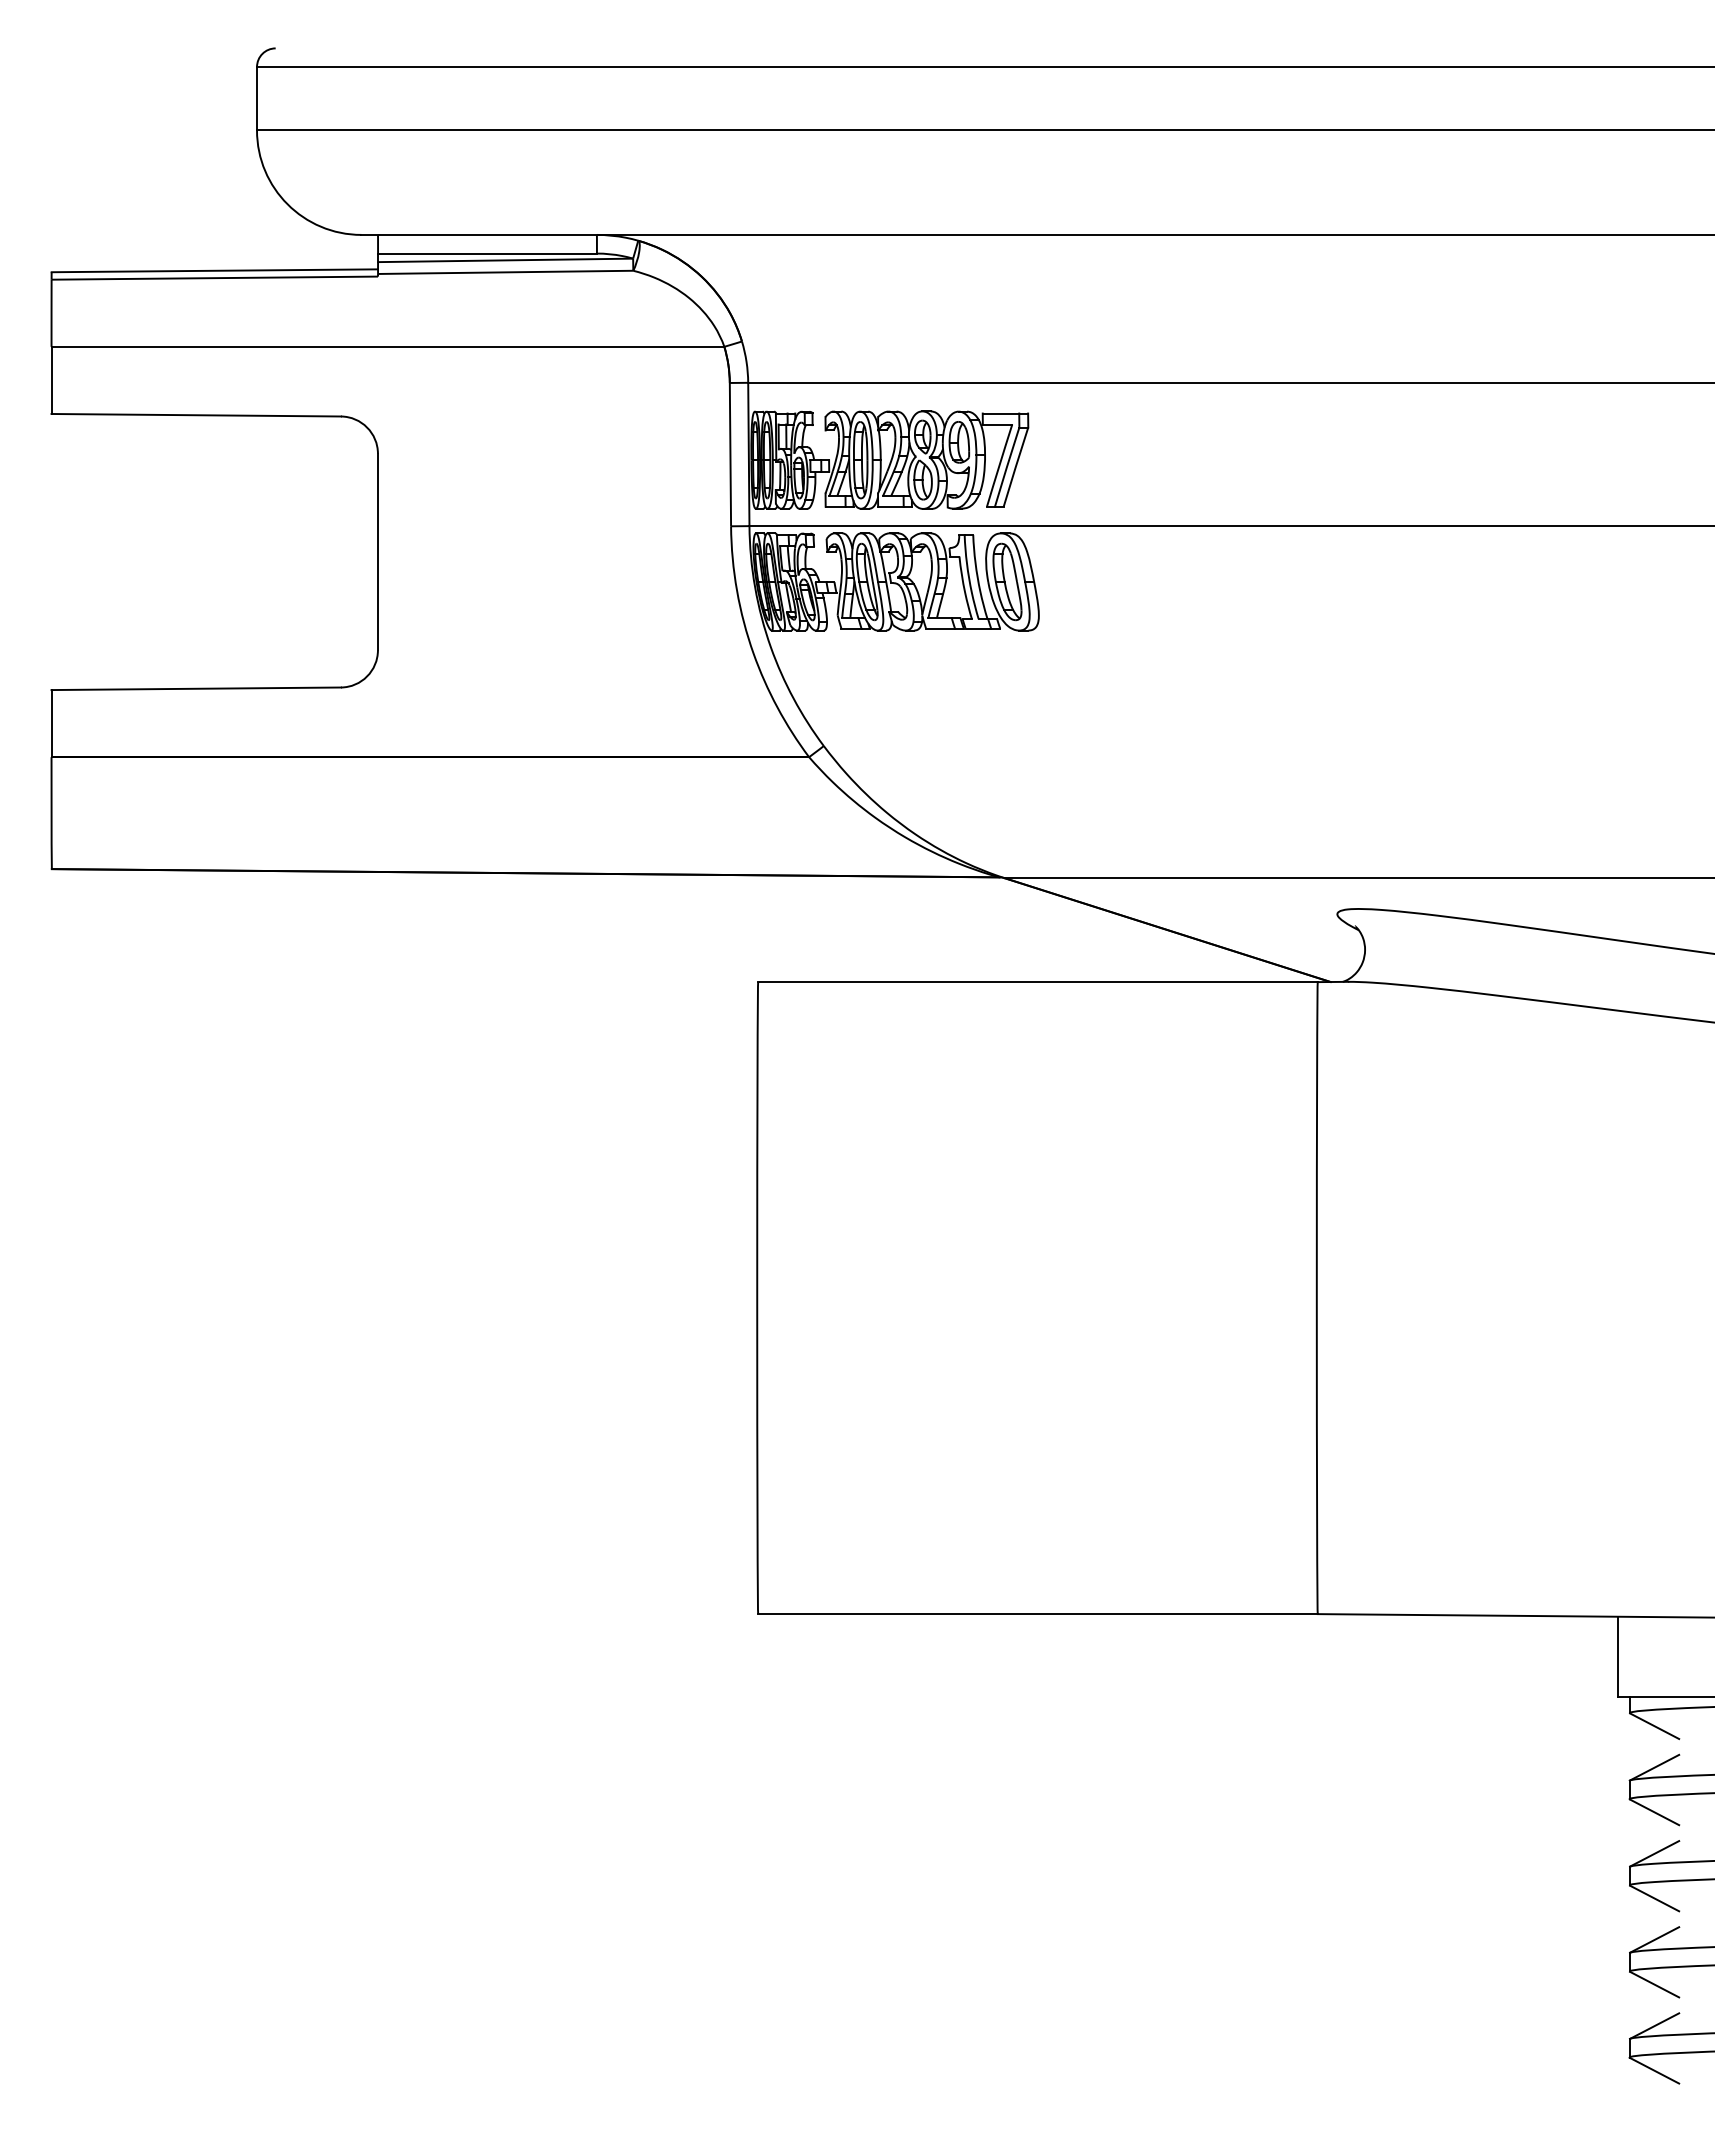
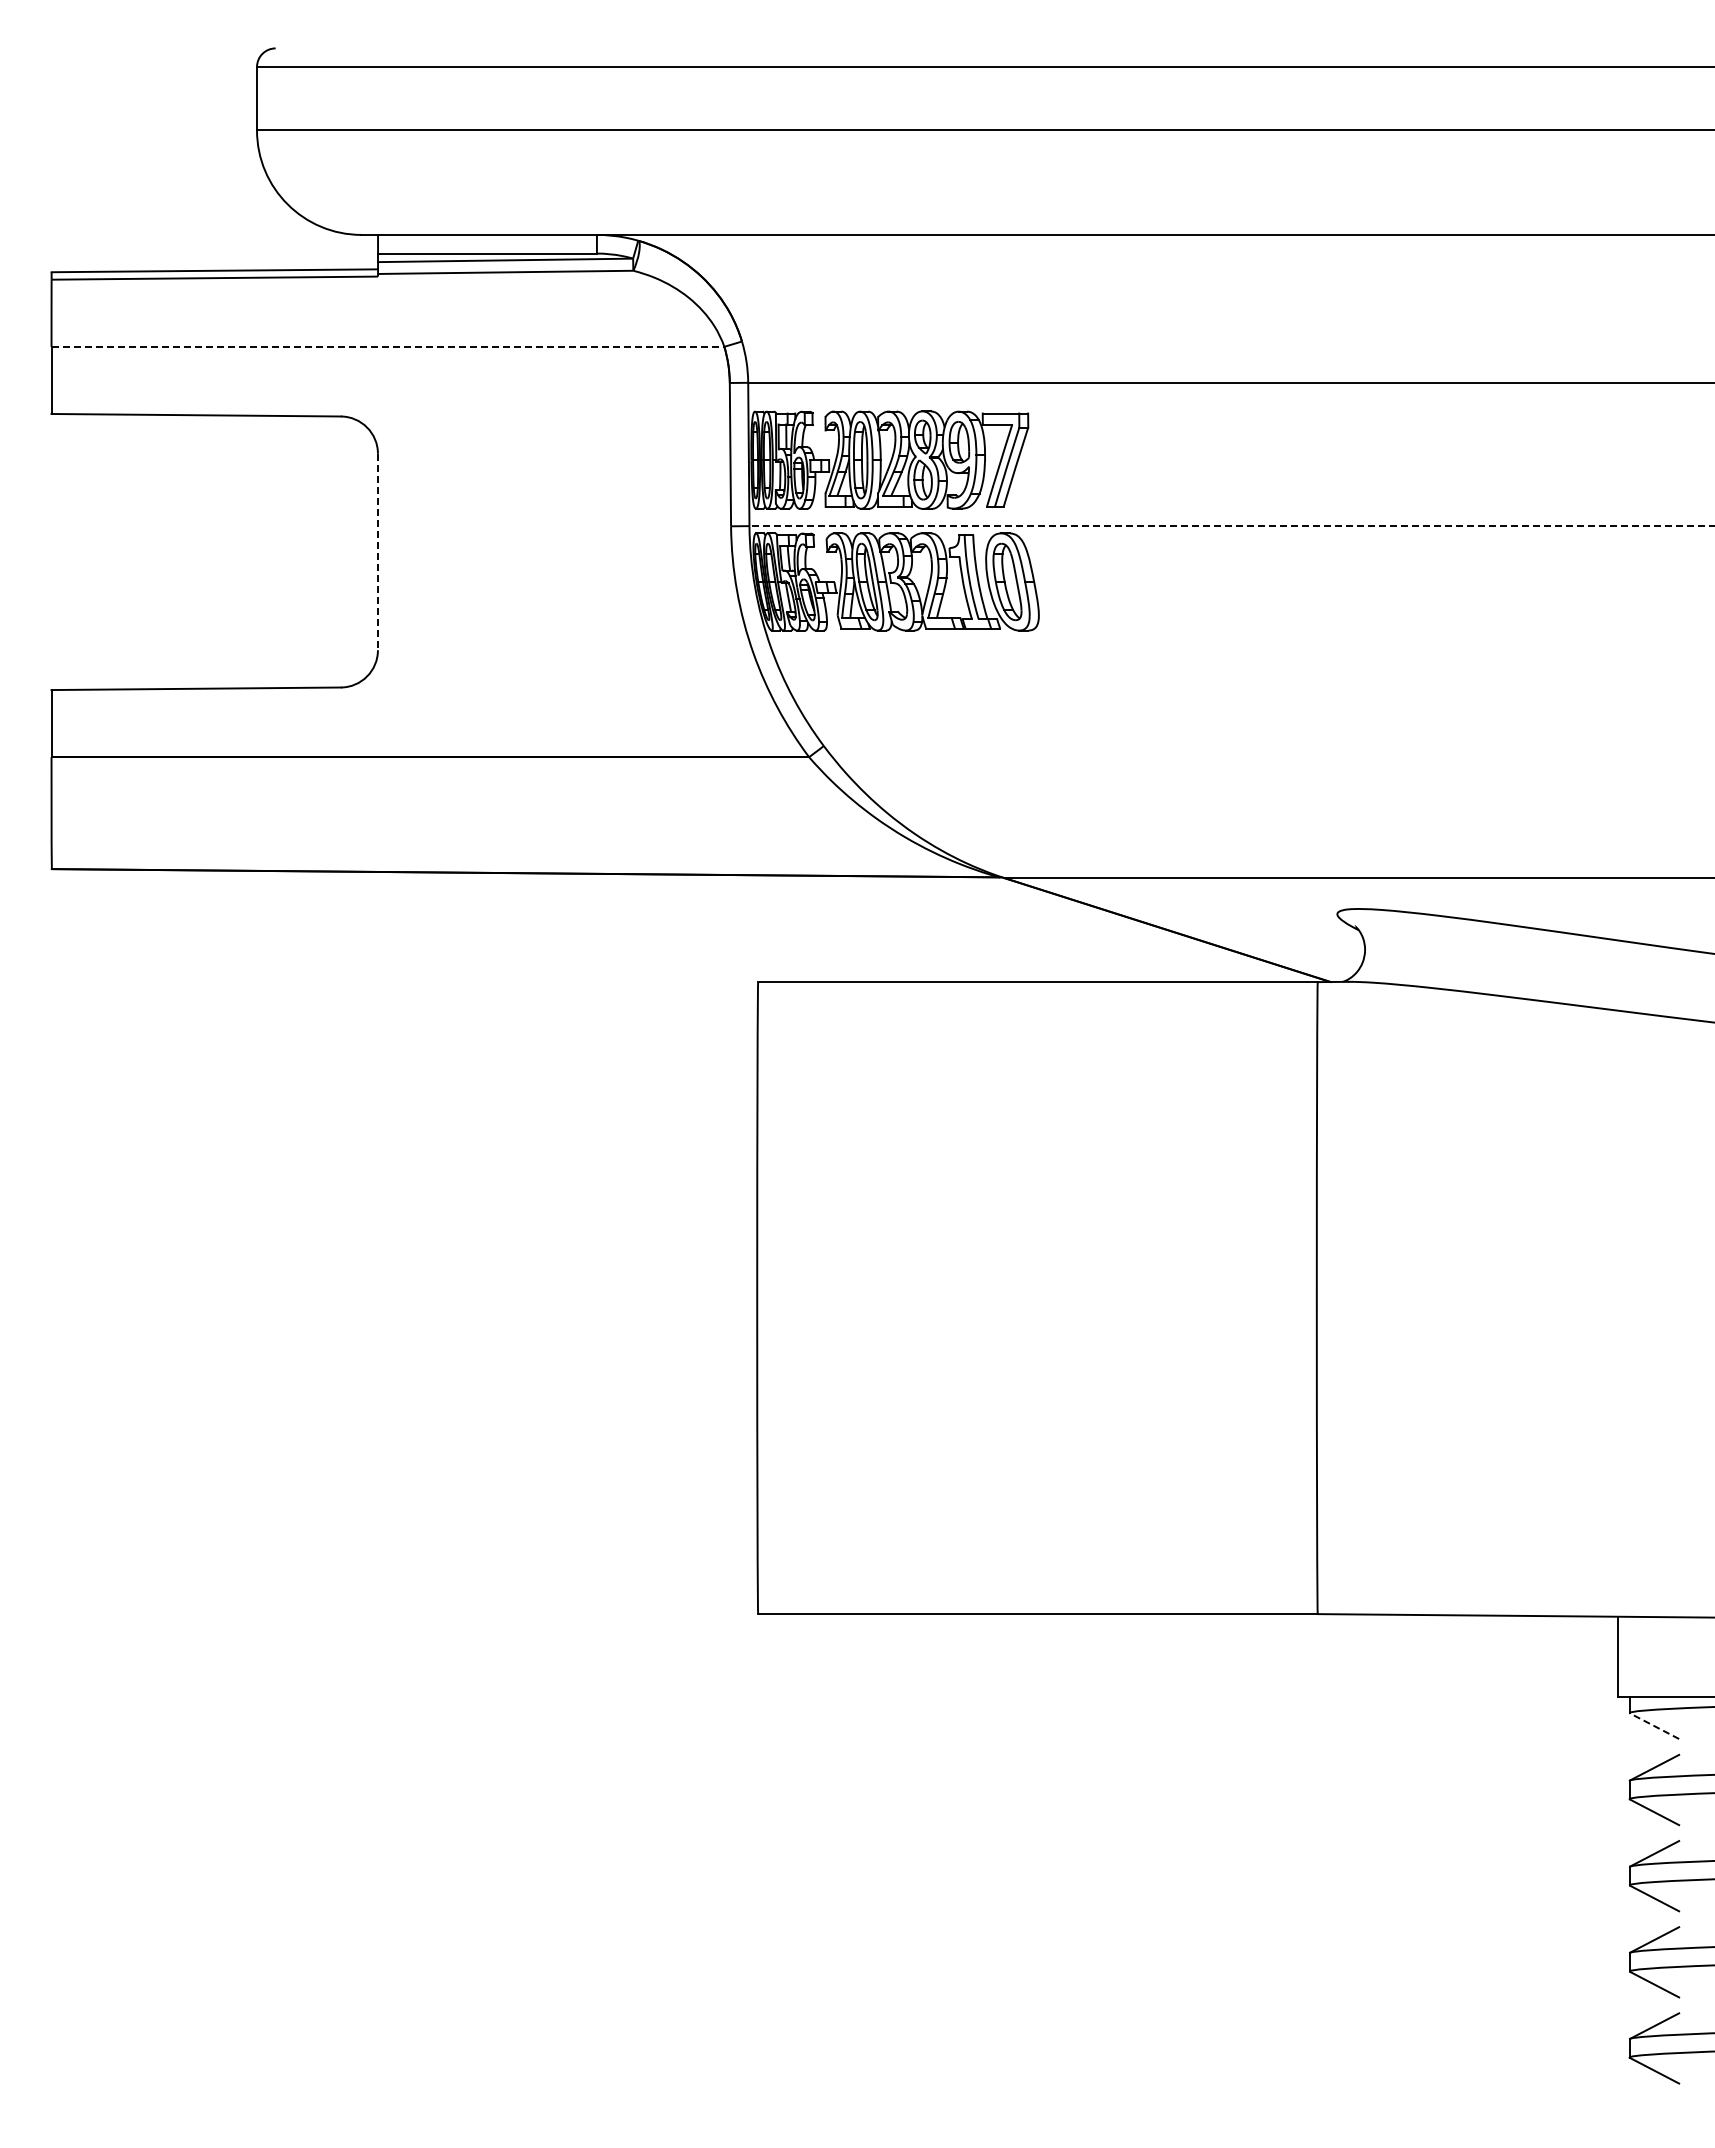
line: solid -> dashed (388, 346)
line: solid -> dashed (1231, 526)
line: solid -> dashed (377, 552)
line: solid -> dashed (1654, 1726)
